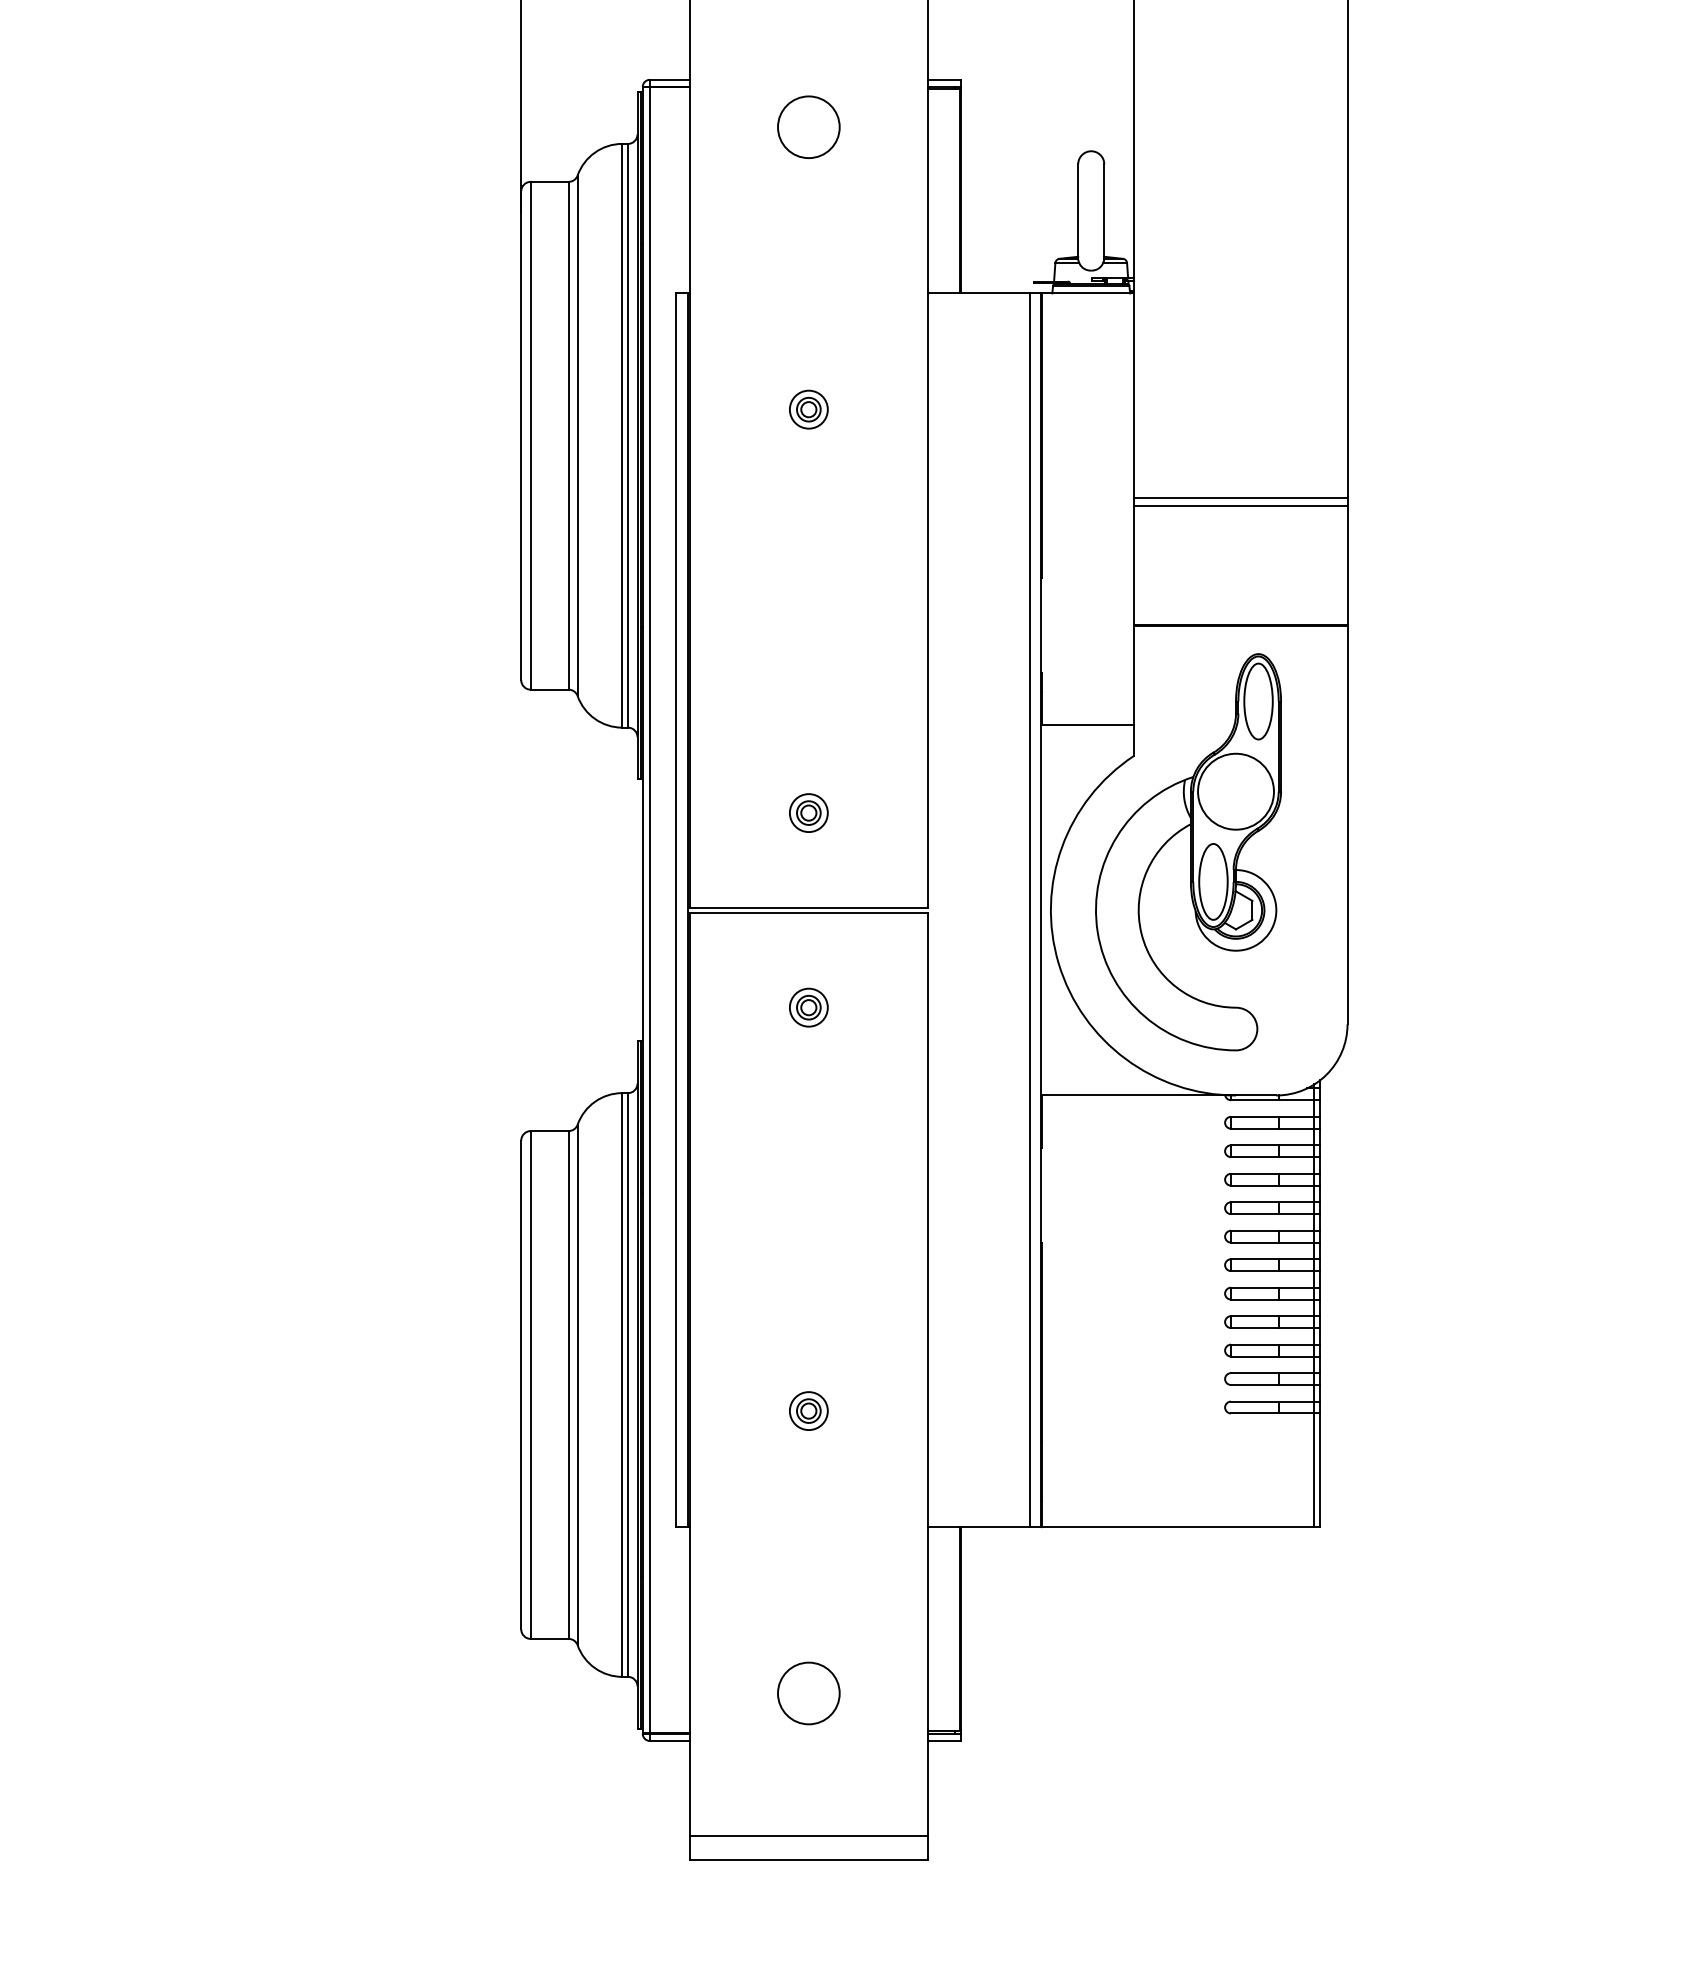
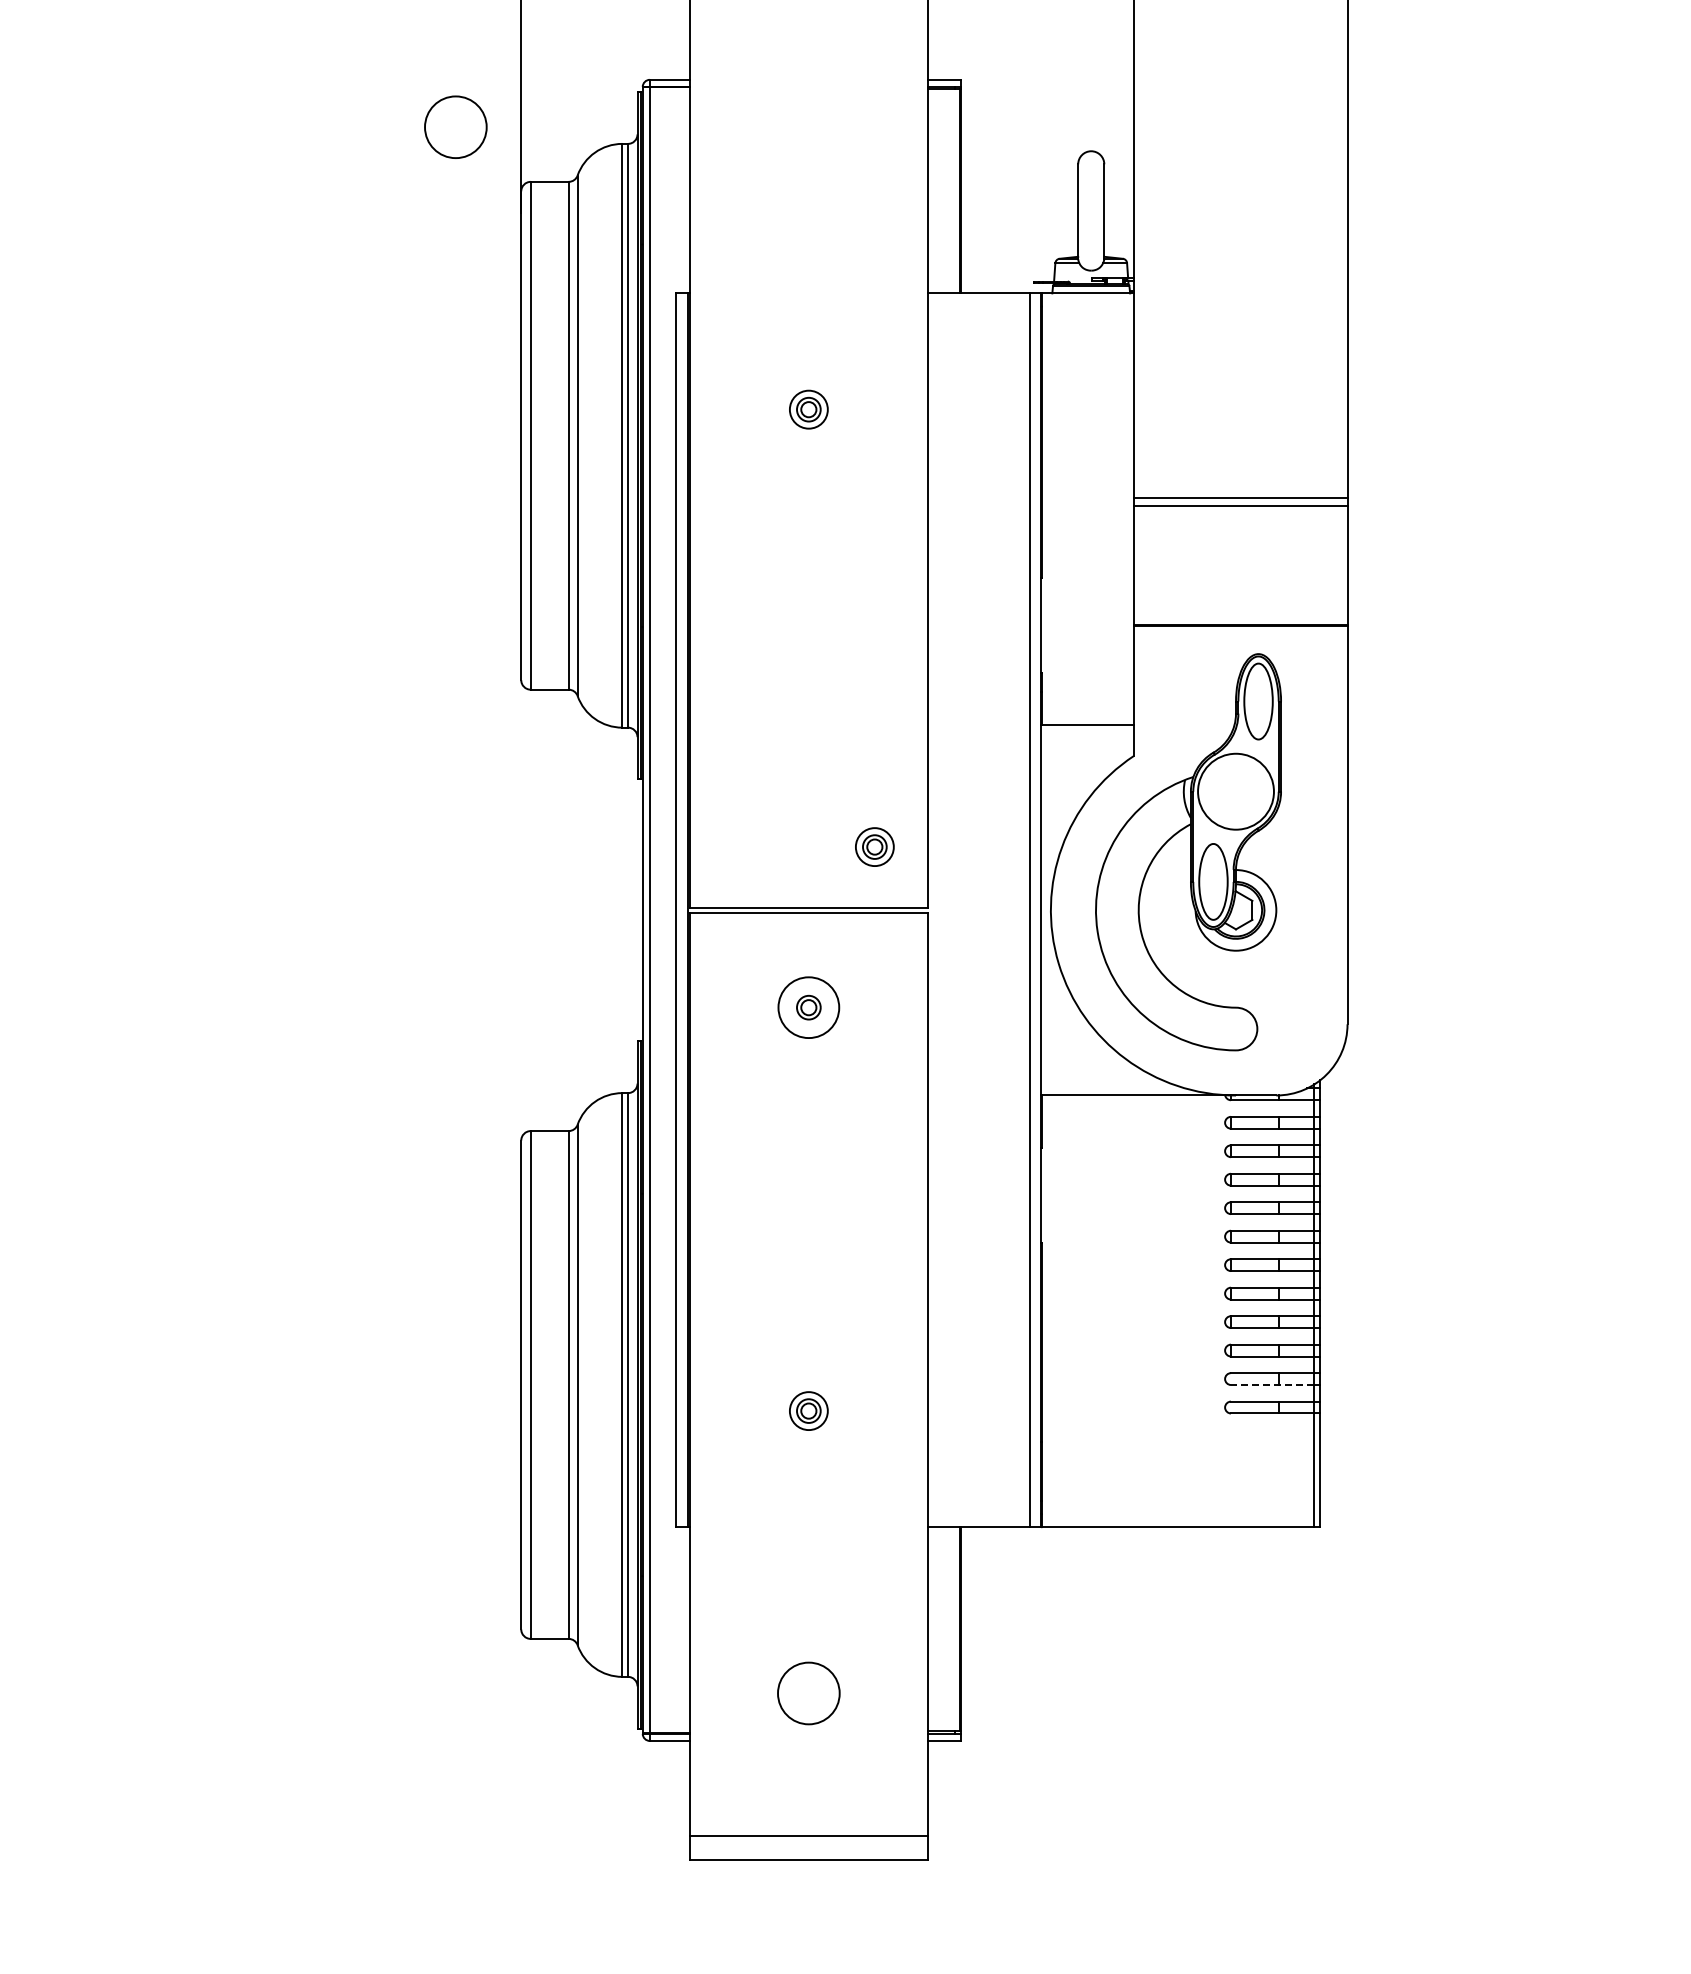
circle position: (808, 126) -> (455, 126) (455, 126)
part position: (808, 812) -> (874, 846) (874, 846)
circle diameter: 38 px -> 61 px (808, 1007)
line: solid -> dashed (1272, 1385)
